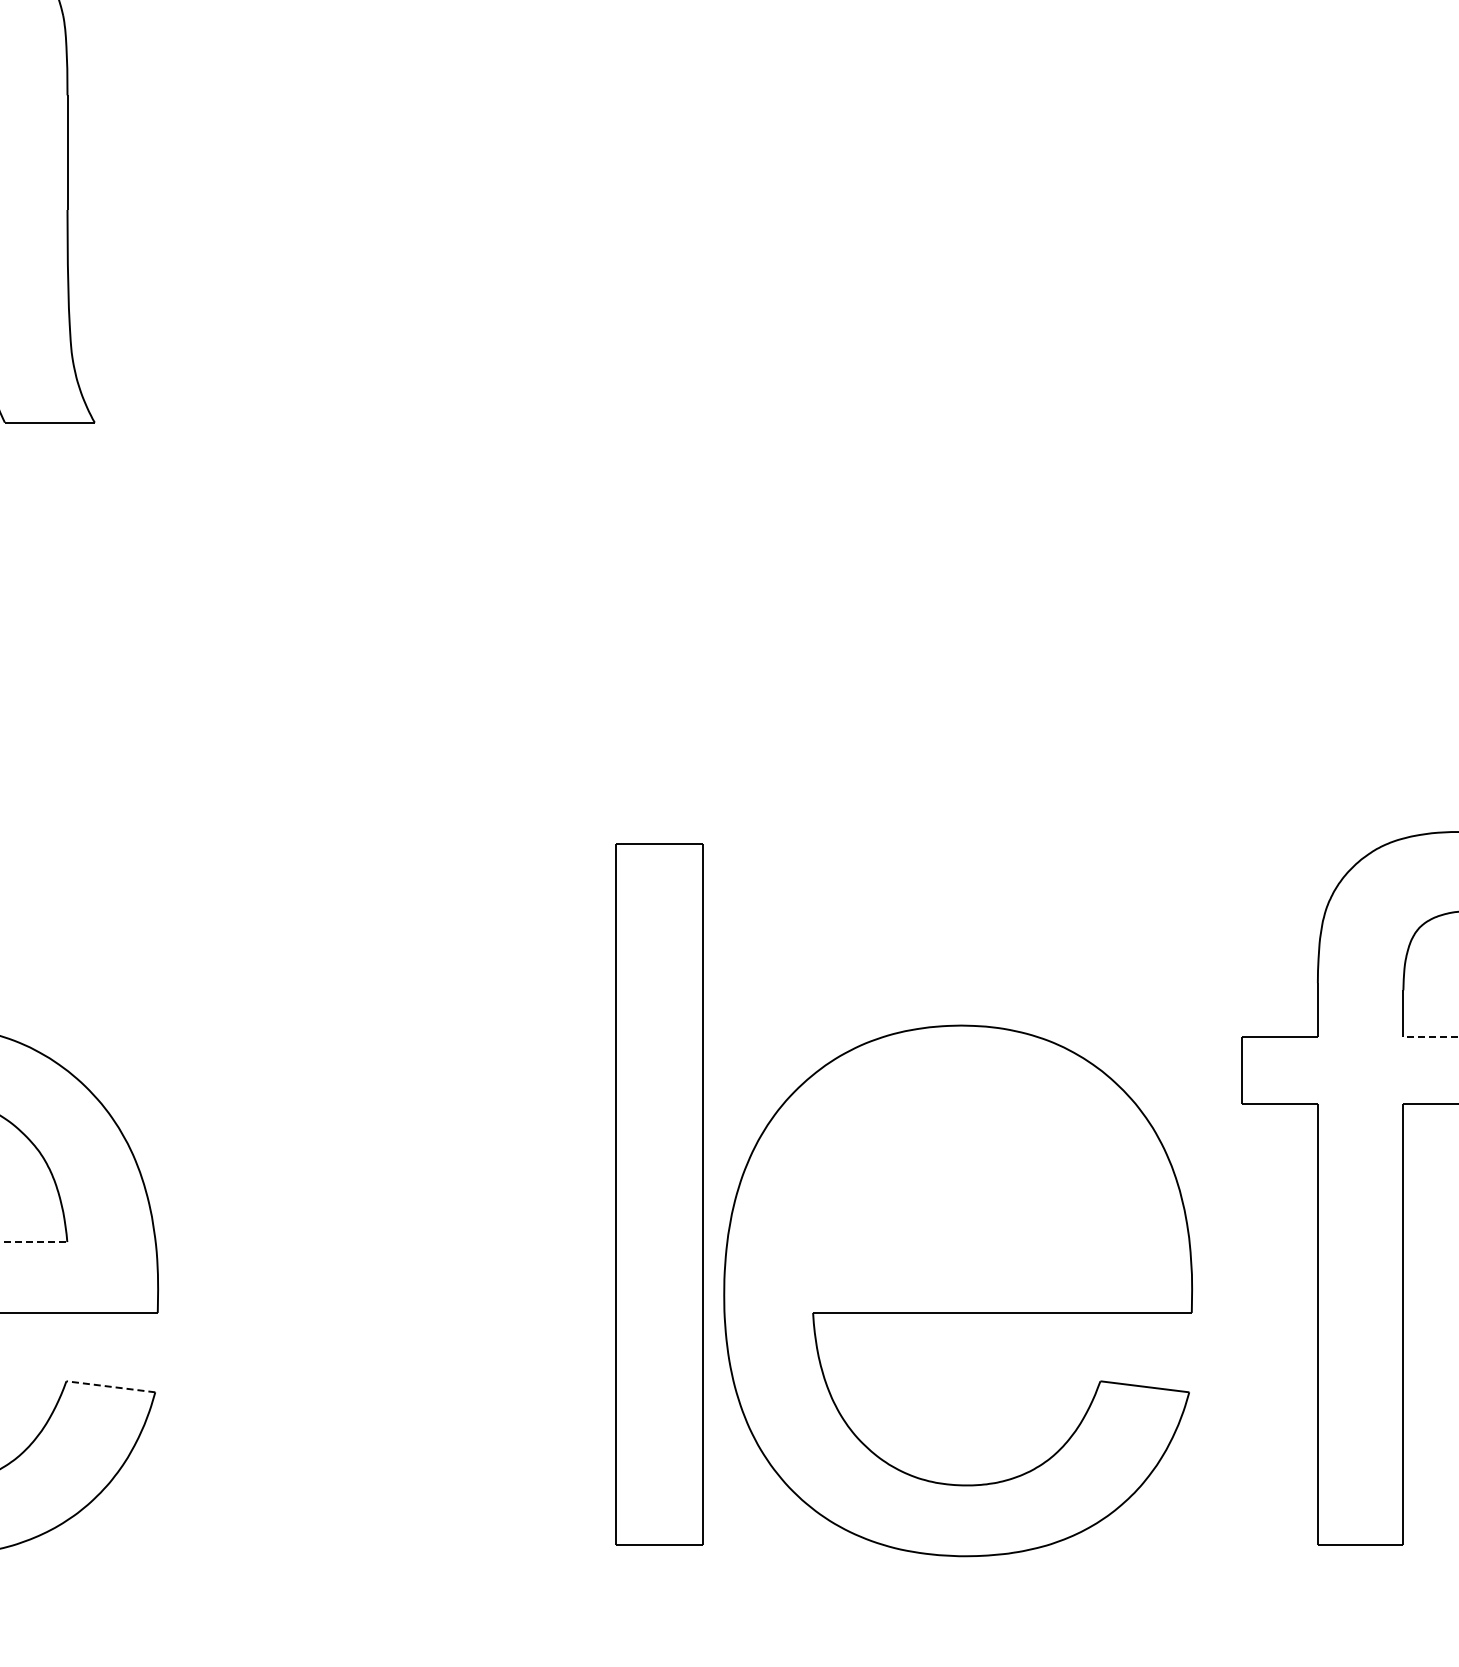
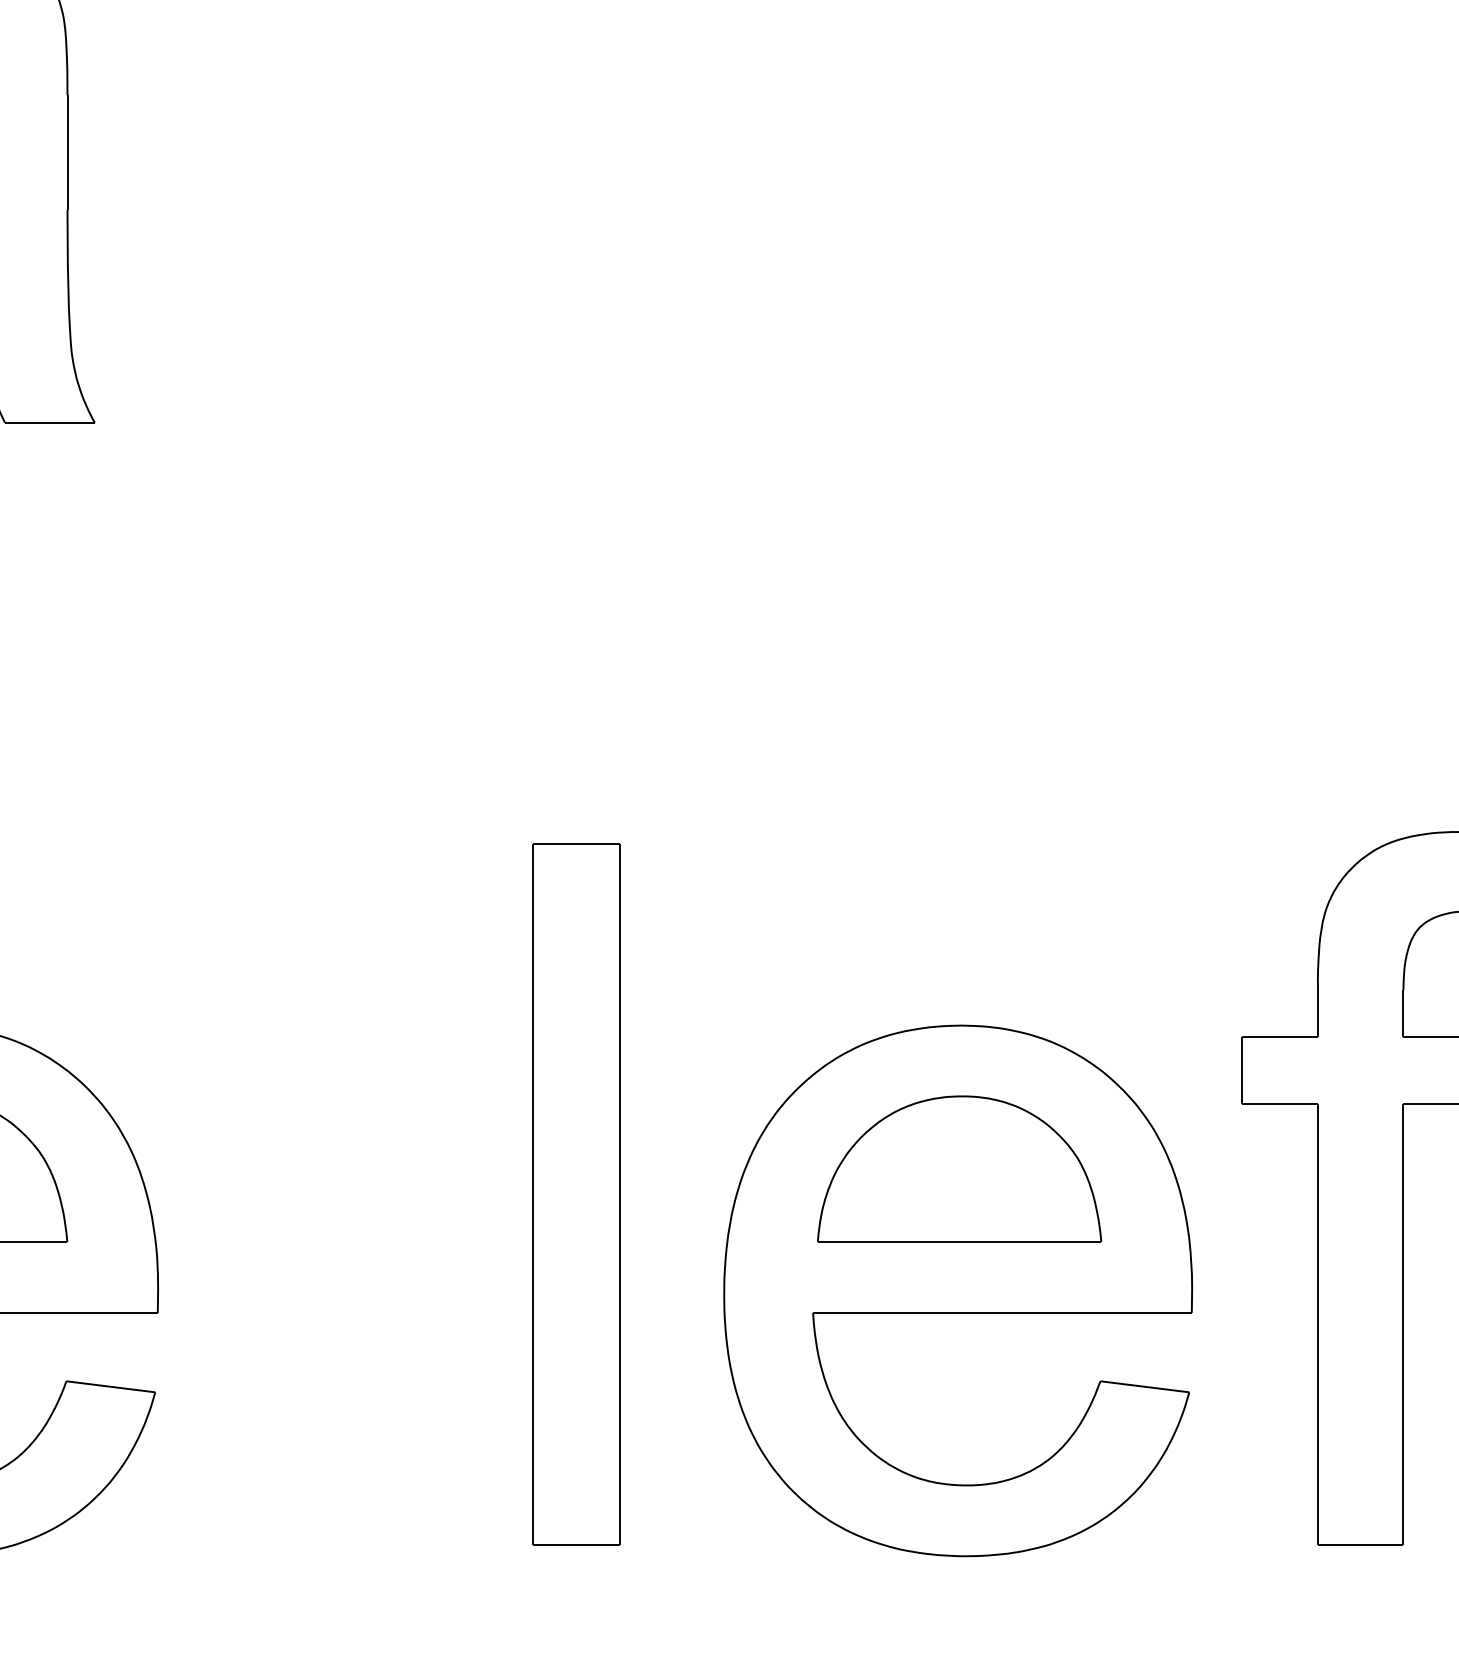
line: dashed -> solid (1431, 1037)
part: none -> present (959, 1168)
part position: (659, 1194) -> (576, 1194) (576, 1194)
line: dashed -> solid (34, 1242)
line: dashed -> solid (110, 1386)
